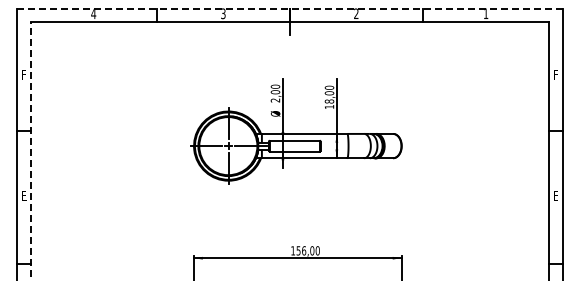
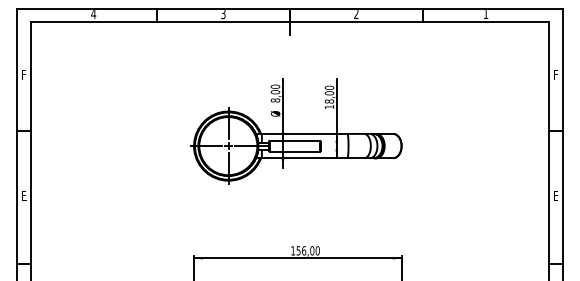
line: dashed -> solid (290, 8)
text: 2,00 -> 8,00 (275, 100)
line: dashed -> solid (30, 151)
